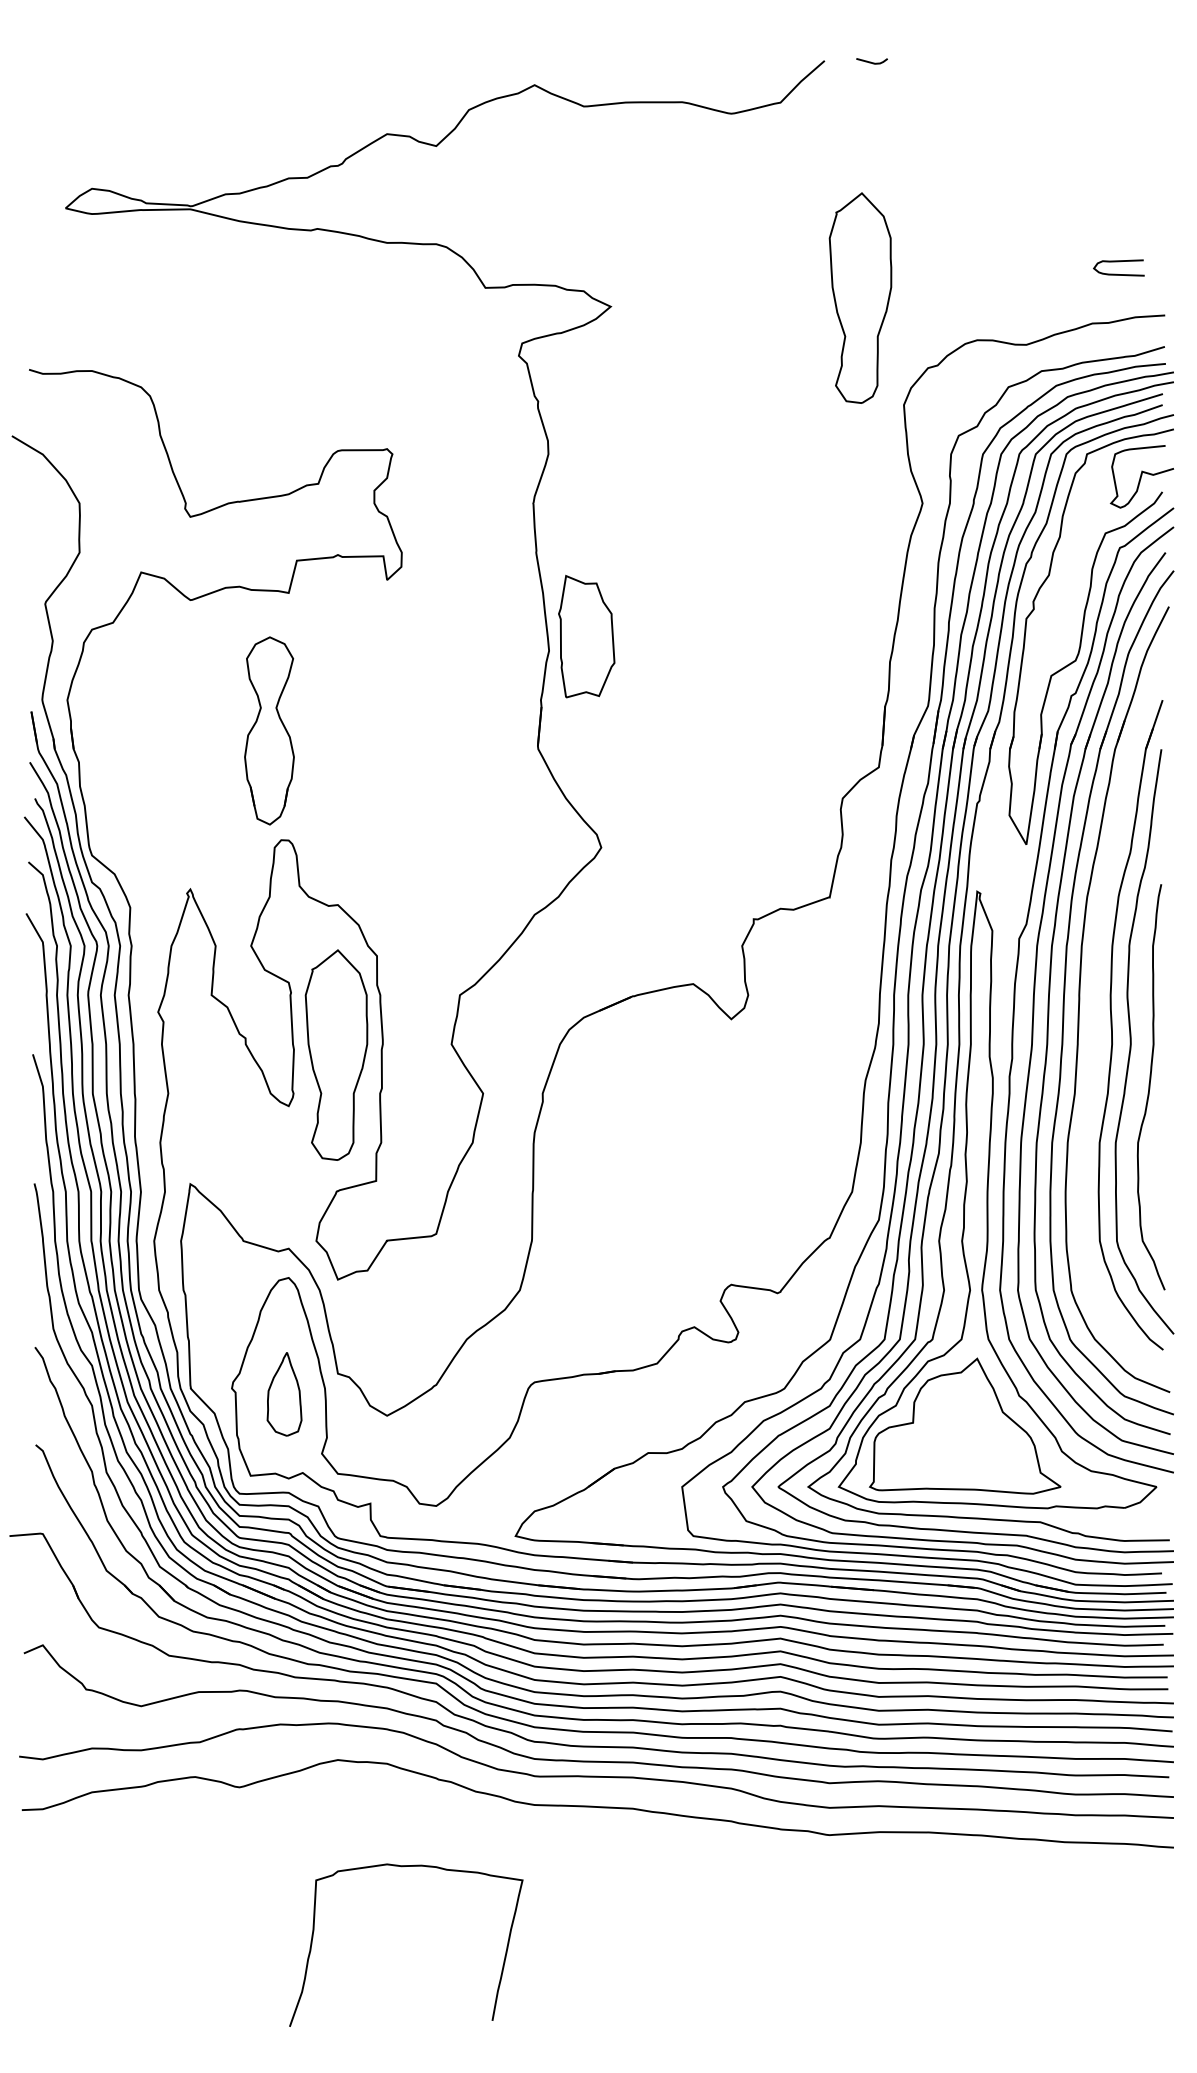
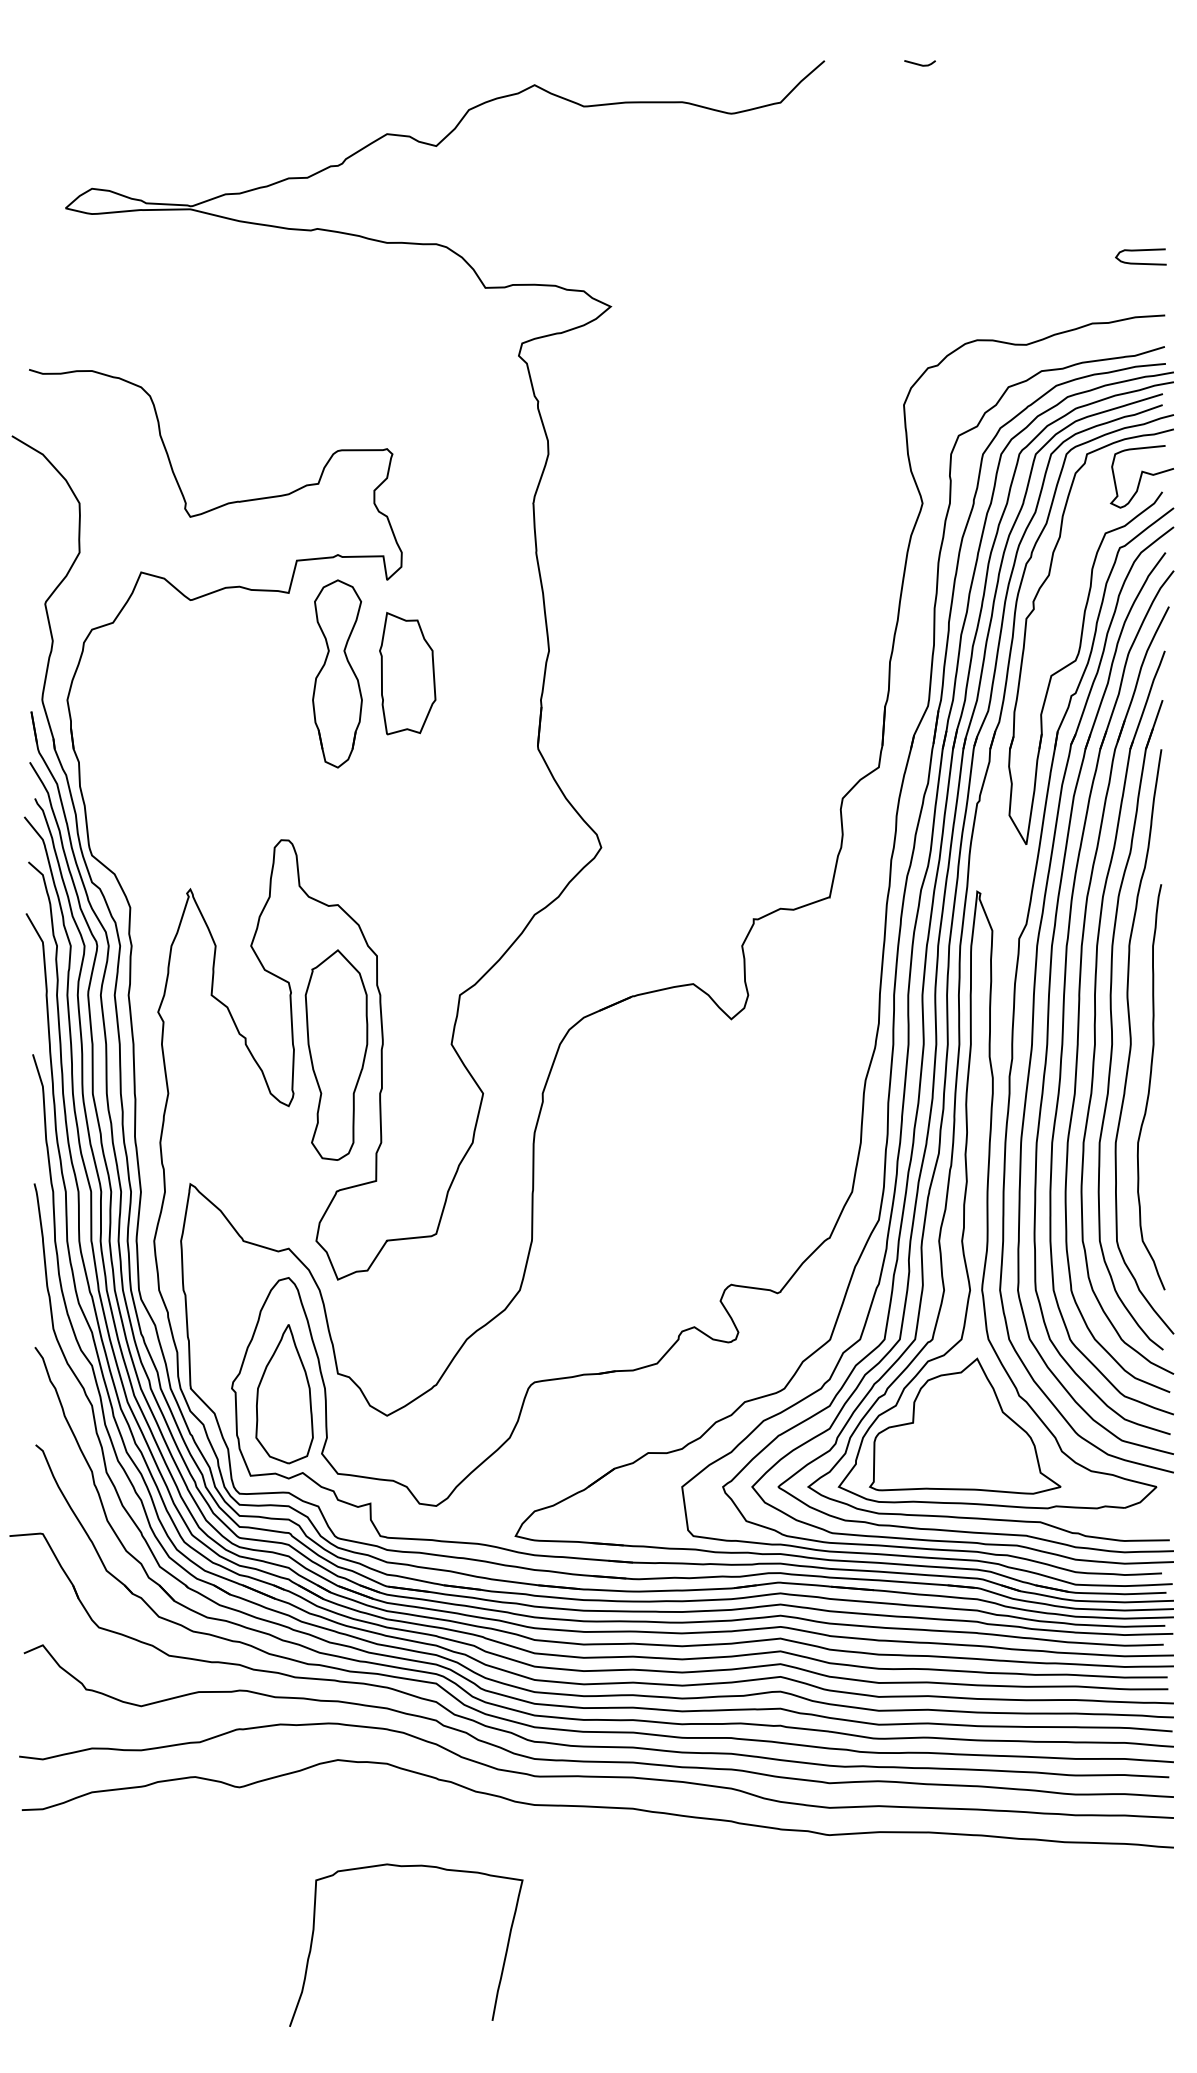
line position: (871, 61) -> (919, 63) (919, 63)
curve position: (1118, 262) -> (1140, 251) (1140, 251)
part: present -> none (860, 297)
part position: (586, 636) -> (407, 673) (407, 673)
part position: (269, 730) -> (337, 673) (337, 673)
part: none -> present (1095, 1012)
part size: 37x85 px -> 59x141 px (284, 1394)
